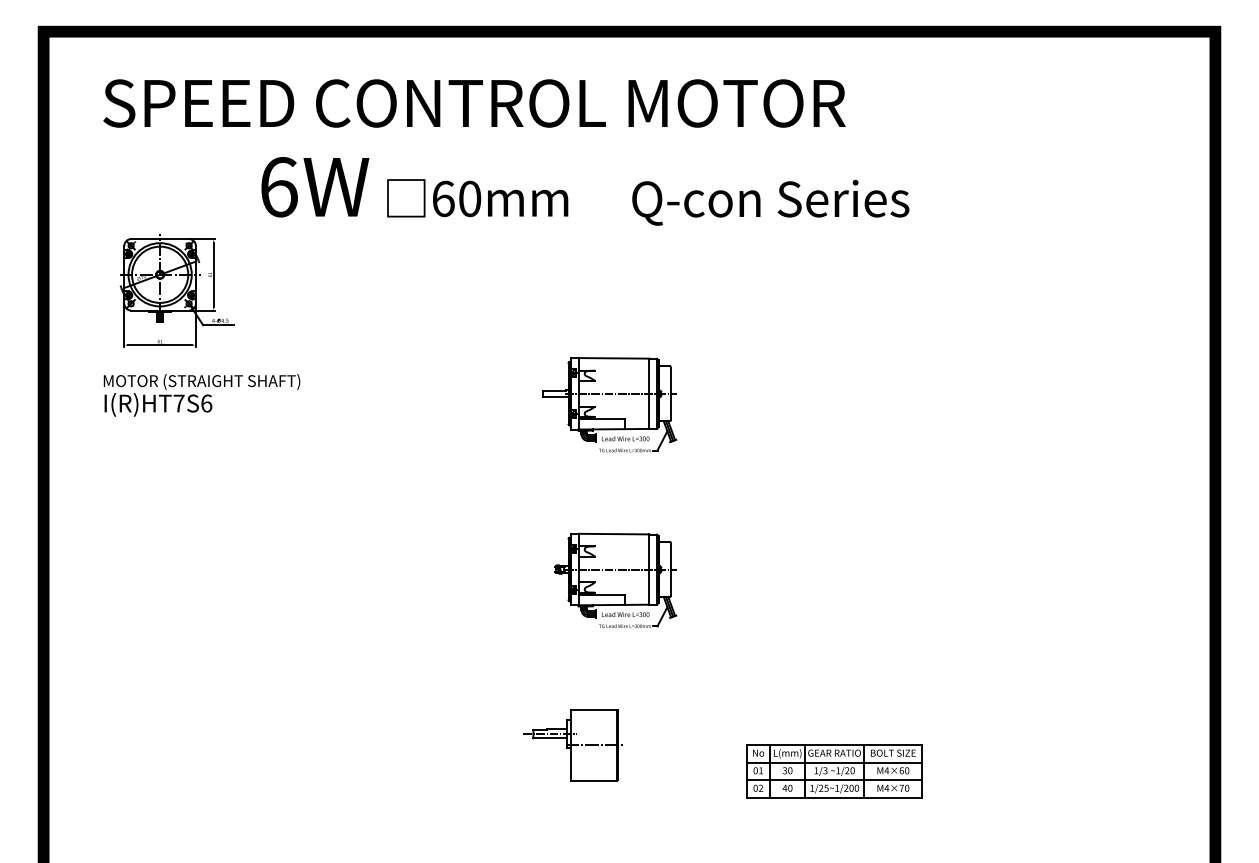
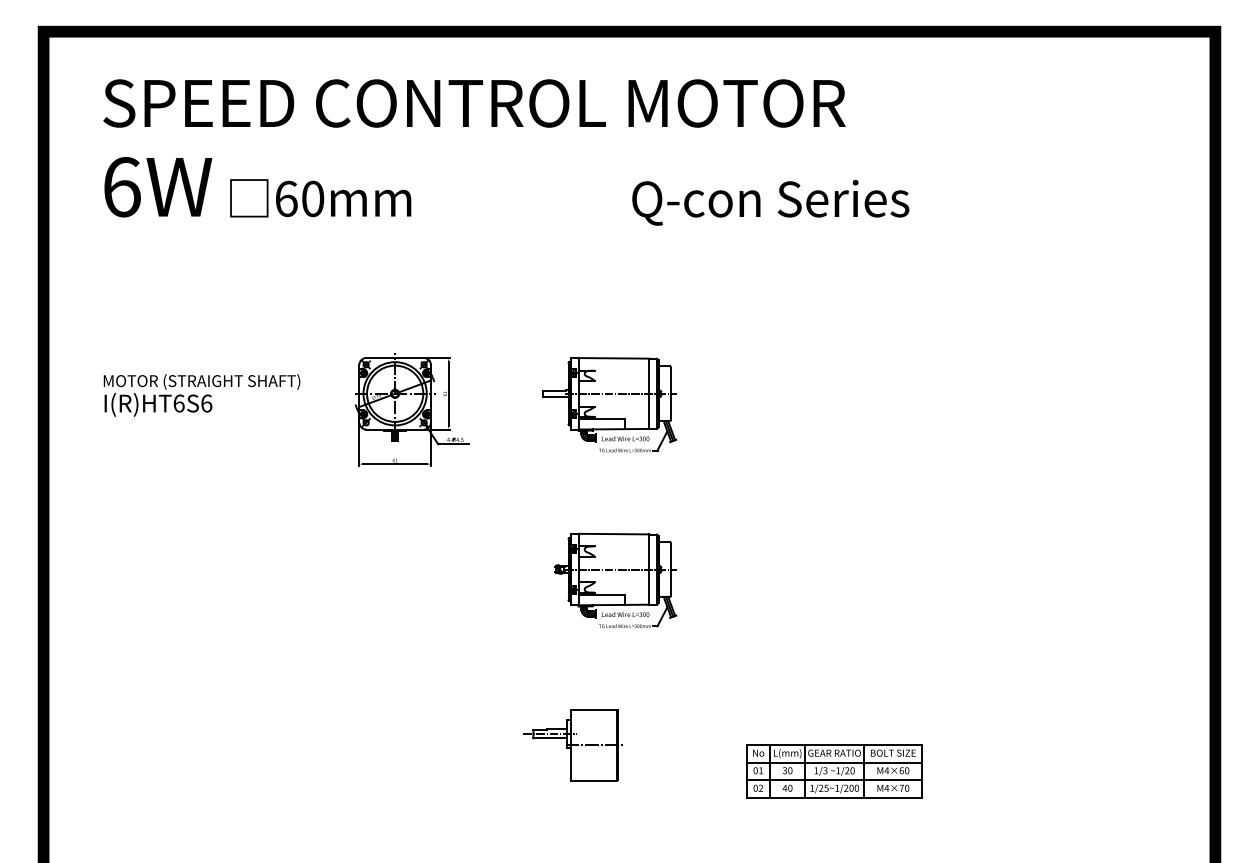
text position: (414, 187) -> (257, 187) (257, 187)
part position: (176, 290) -> (411, 409) (411, 409)
text: I(R)HT7S6 -> I(R)HT6S6 (178, 403)
